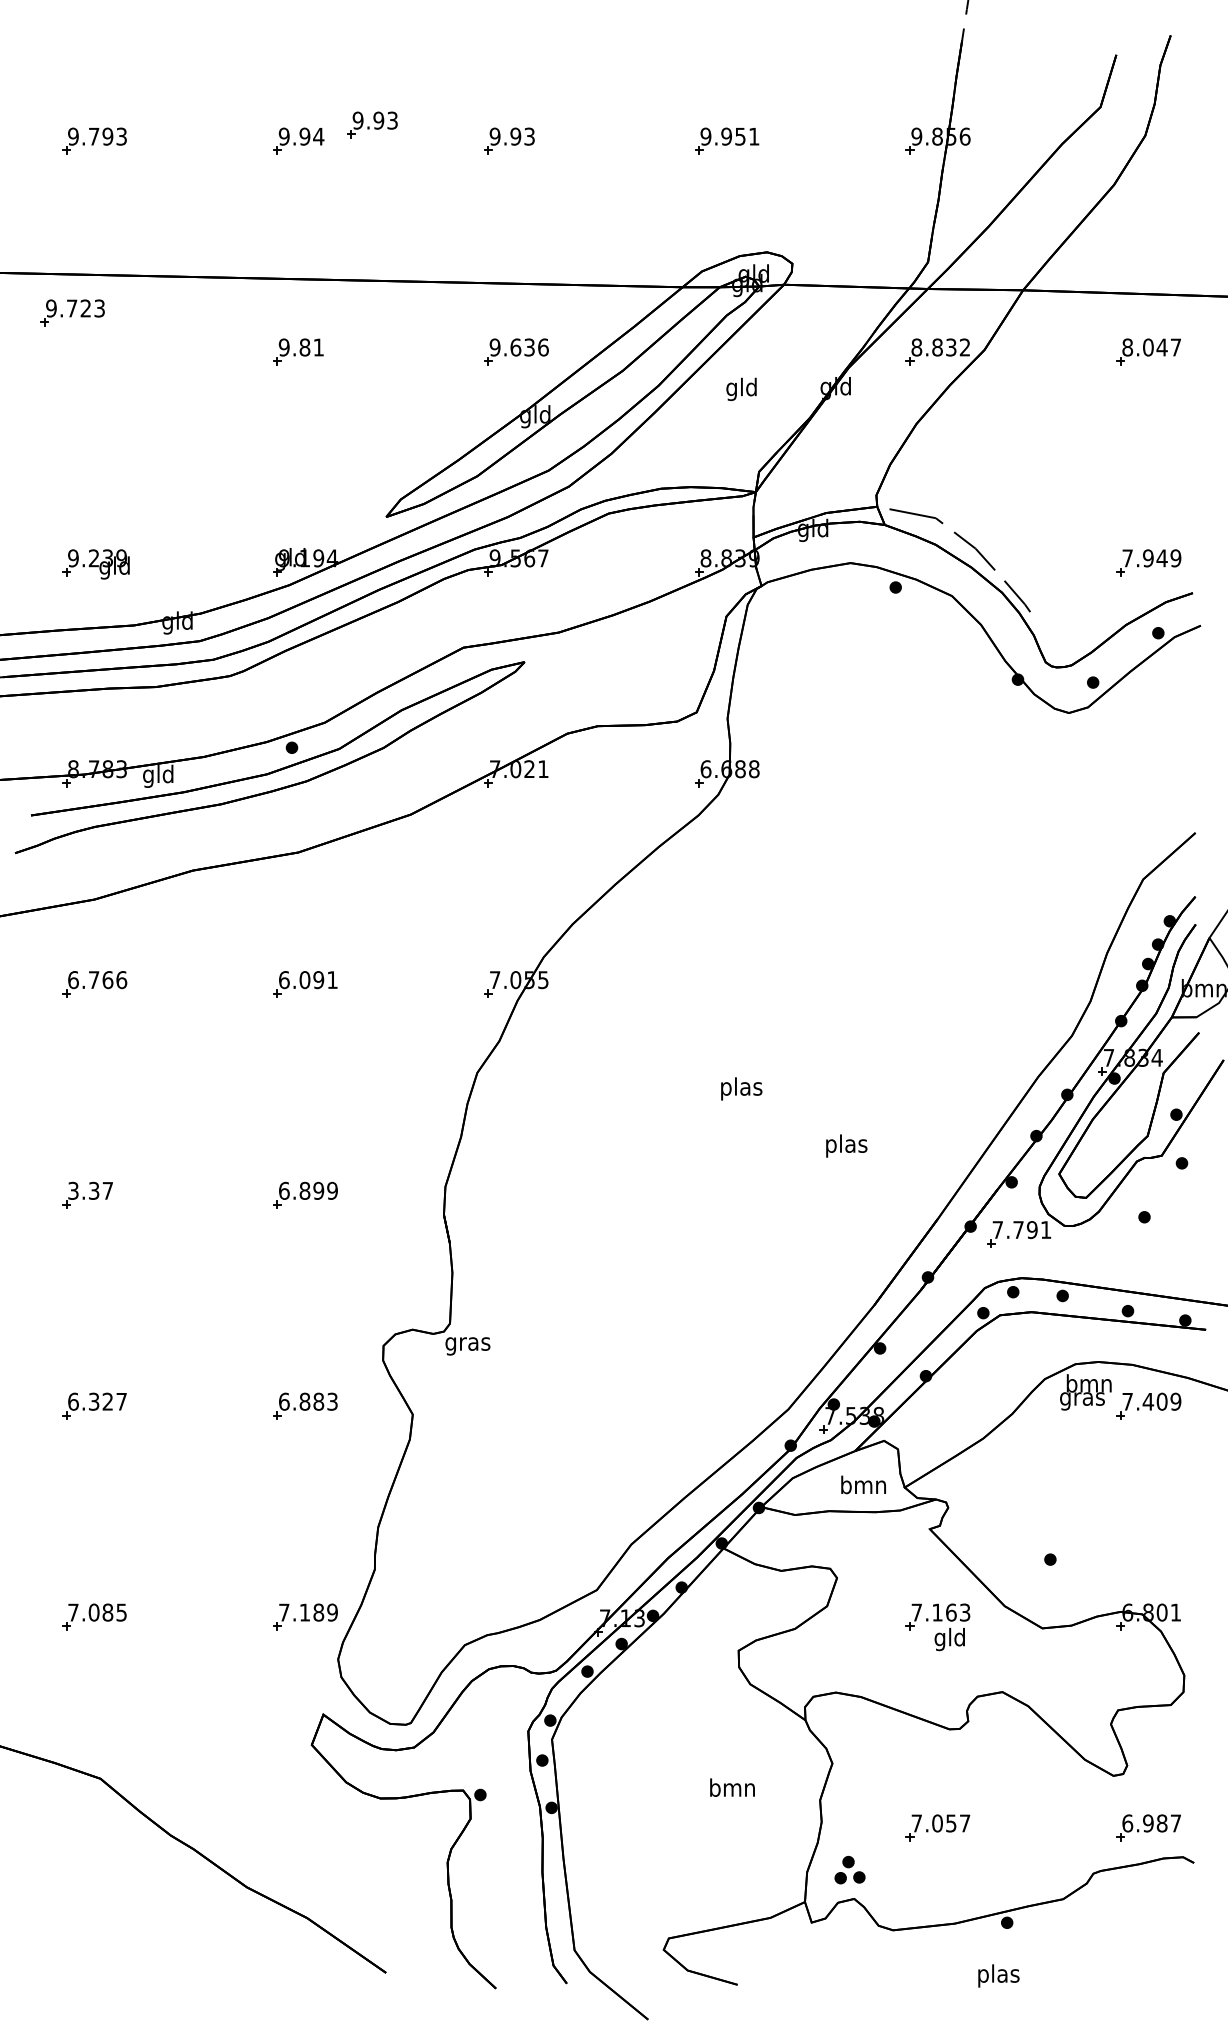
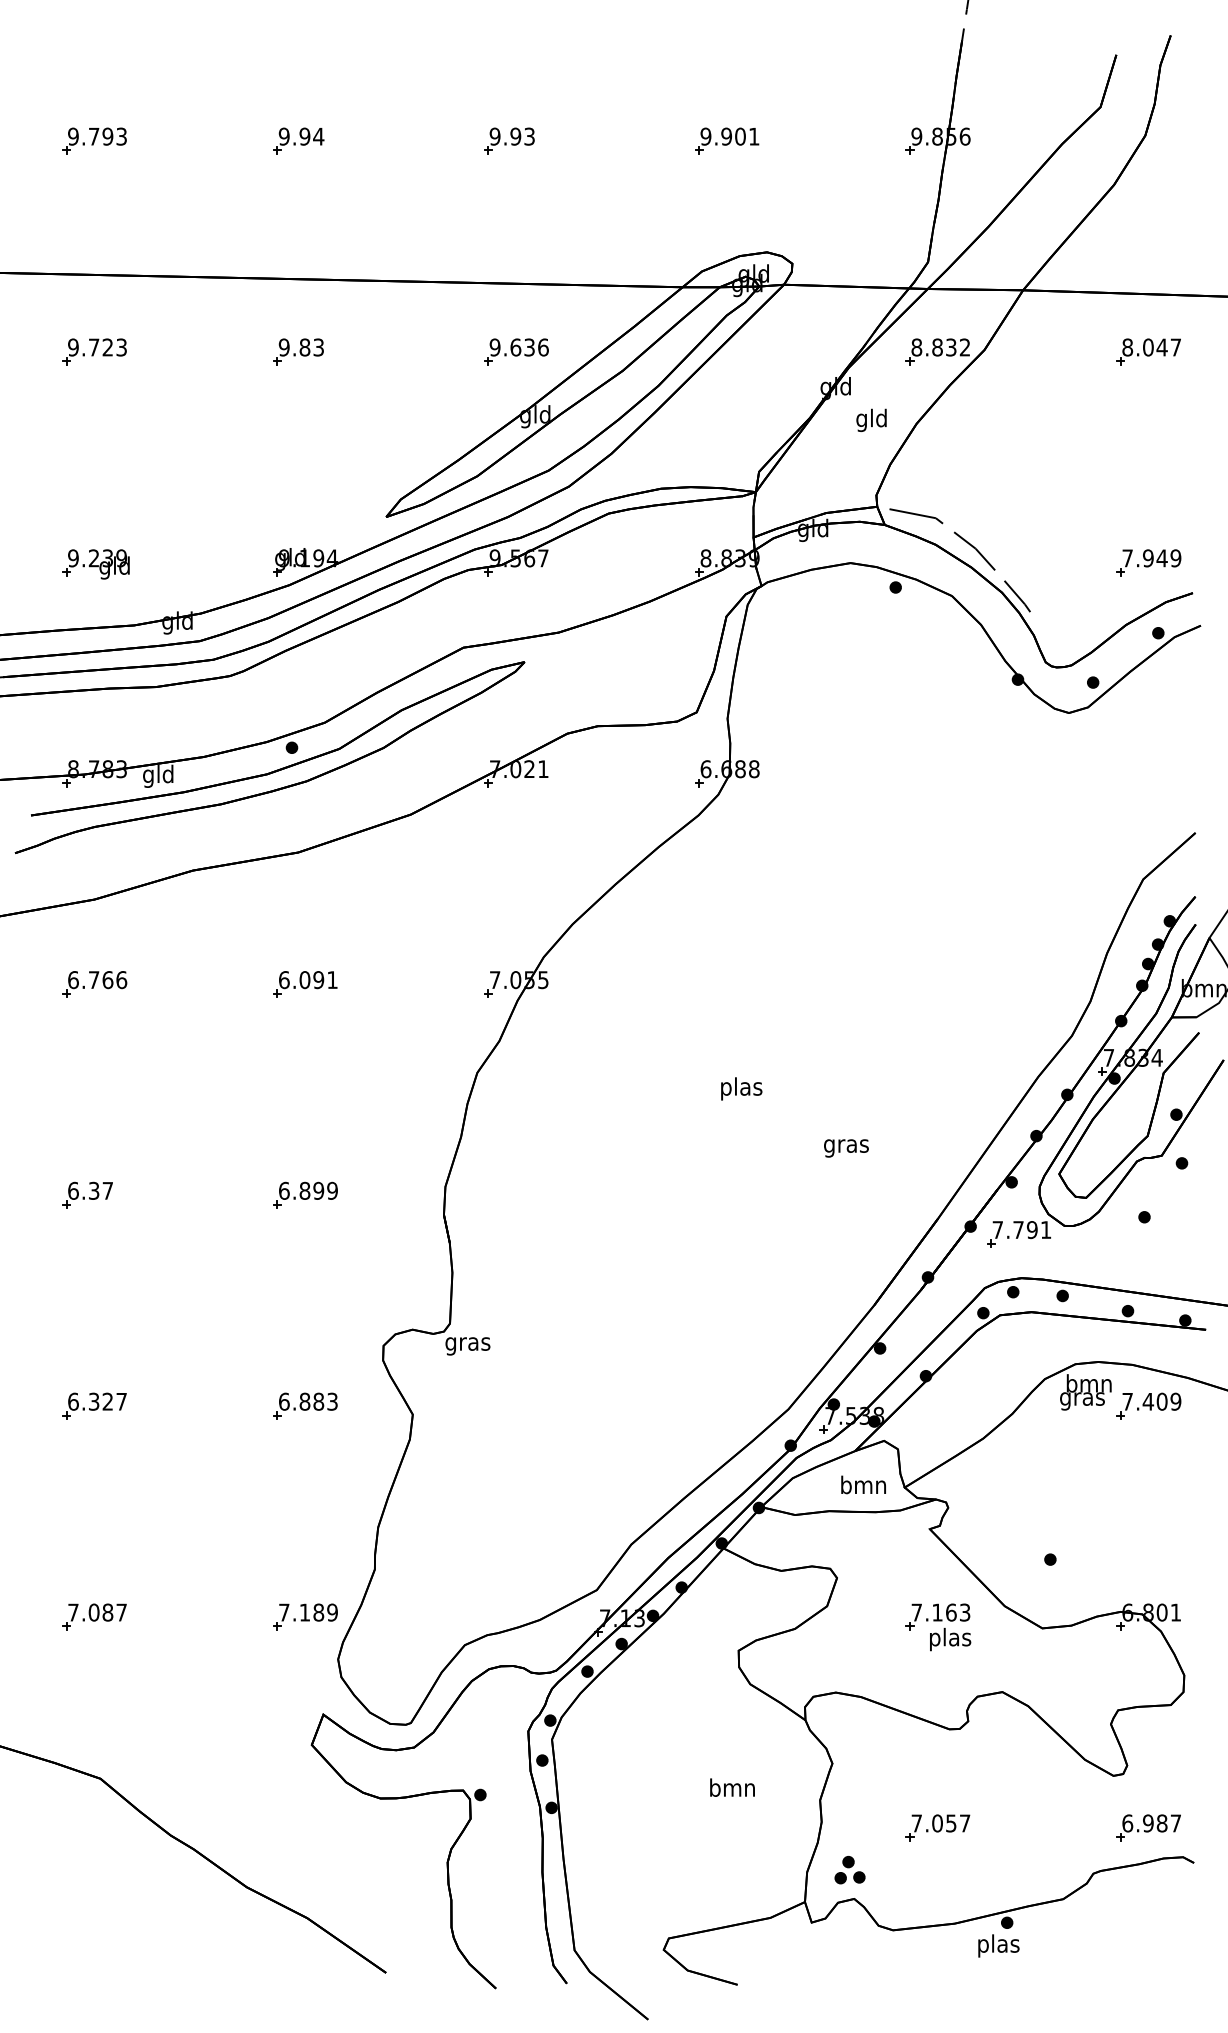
part: present -> none (372, 124)
text: 9.951 -> 9.901 (740, 136)
part position: (72, 312) -> (94, 351) (94, 351)
text: 9.81 -> 9.83 (318, 347)
text position: (741, 388) -> (871, 419) (871, 419)
text: plas -> gras (846, 1145)
text: 3.37 -> 6.37 (73, 1190)
text: 7.085 -> 7.087 (121, 1612)
text: gld -> plas (950, 1639)
text position: (998, 1975) -> (998, 1945) (998, 1945)
